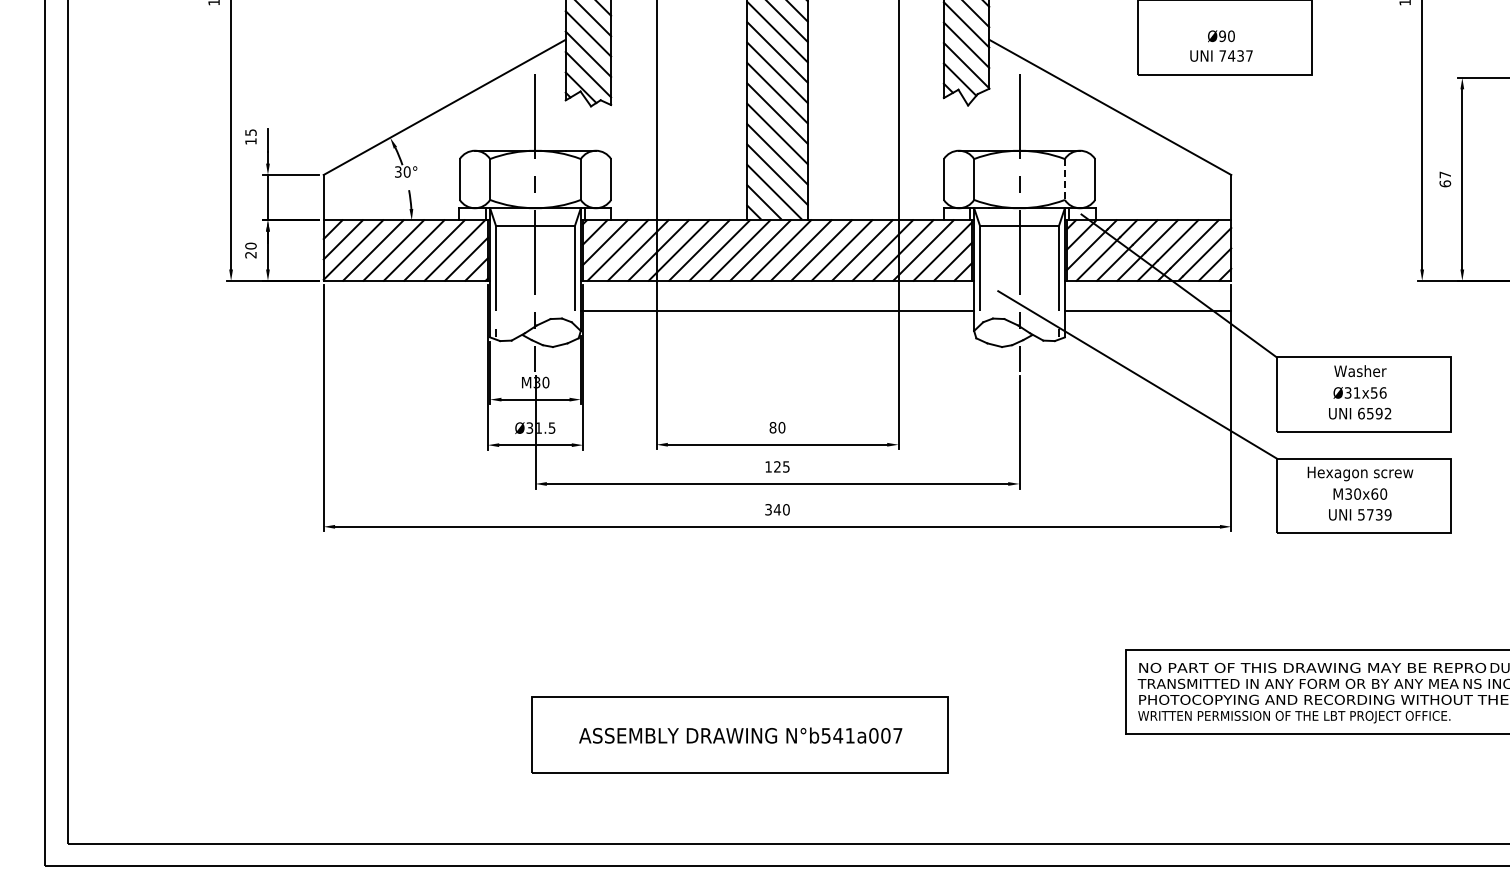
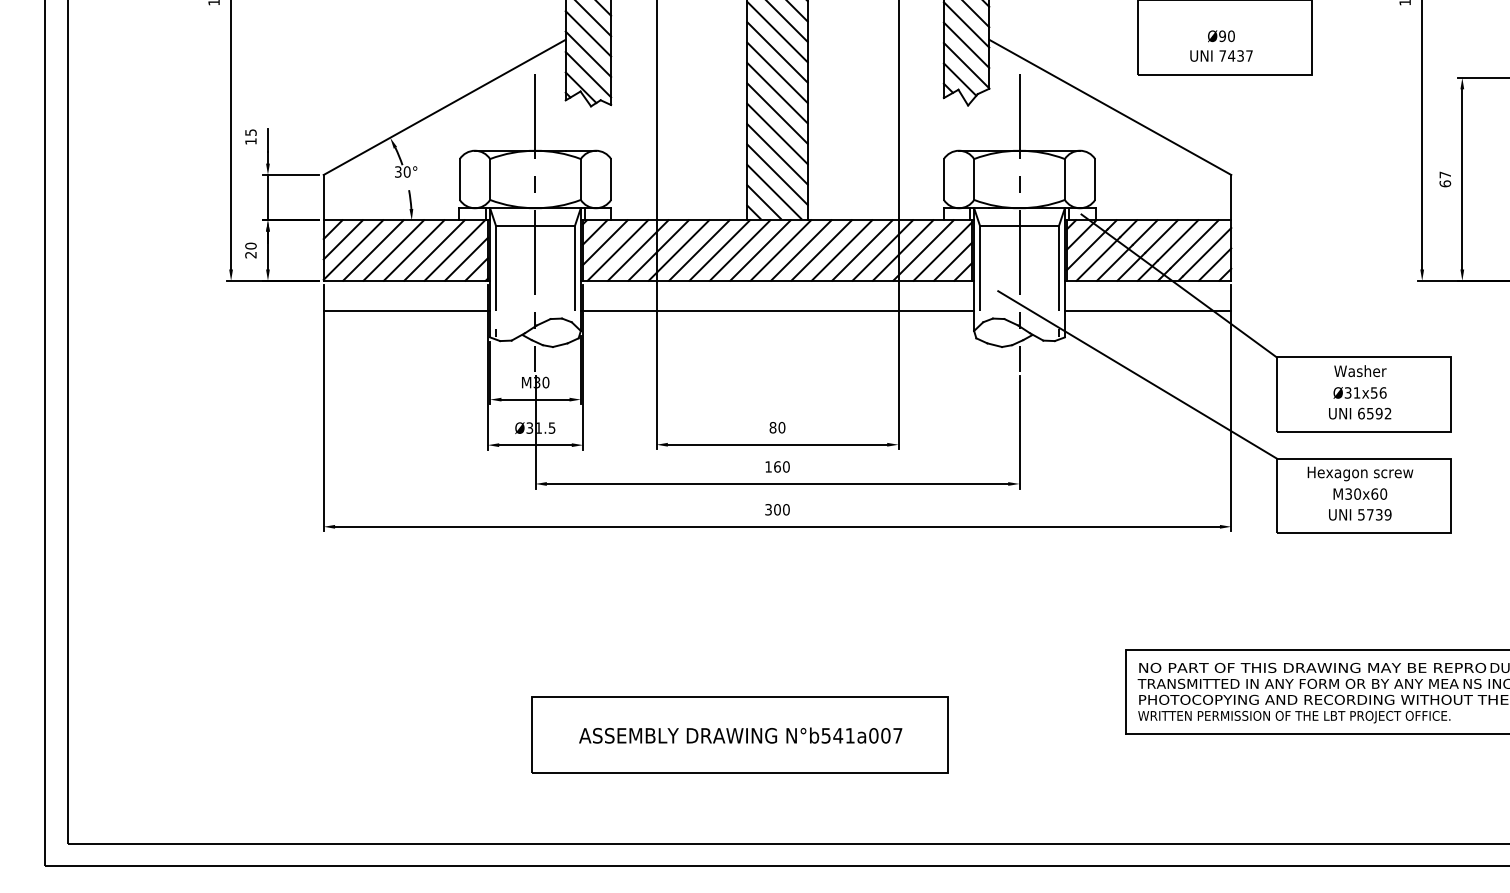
line: dashed -> solid (1064, 180)
line: none -> present (406, 311)
text: 125 -> 160 (781, 466)
text: 340 -> 300 (777, 509)
